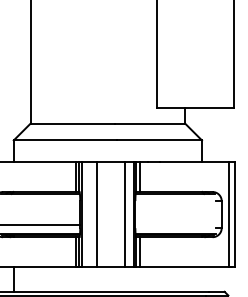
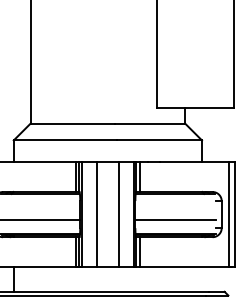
line position: (124, 214) -> (118, 214) (118, 214)
line: none -> present (175, 220)
line position: (41, 225) -> (41, 220) (41, 220)
